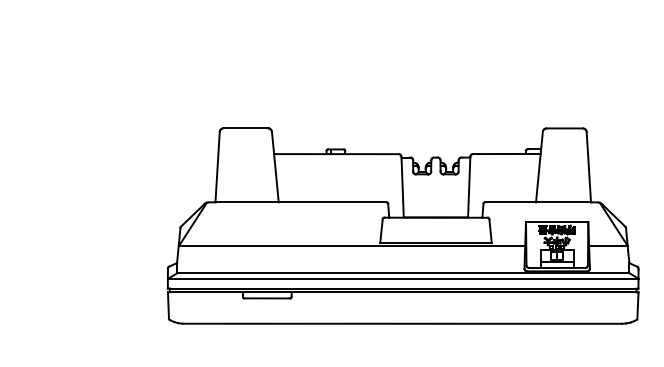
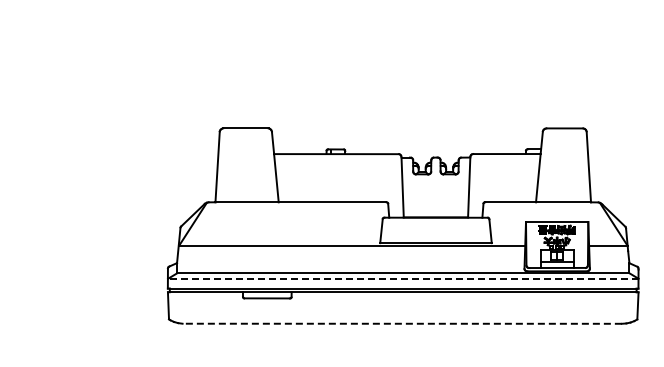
line: solid -> dashed (402, 278)
line: solid -> dashed (402, 323)
